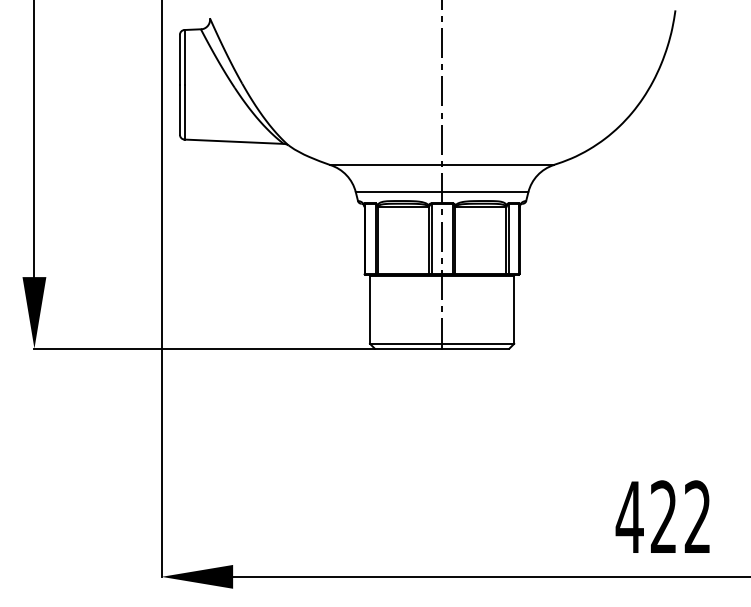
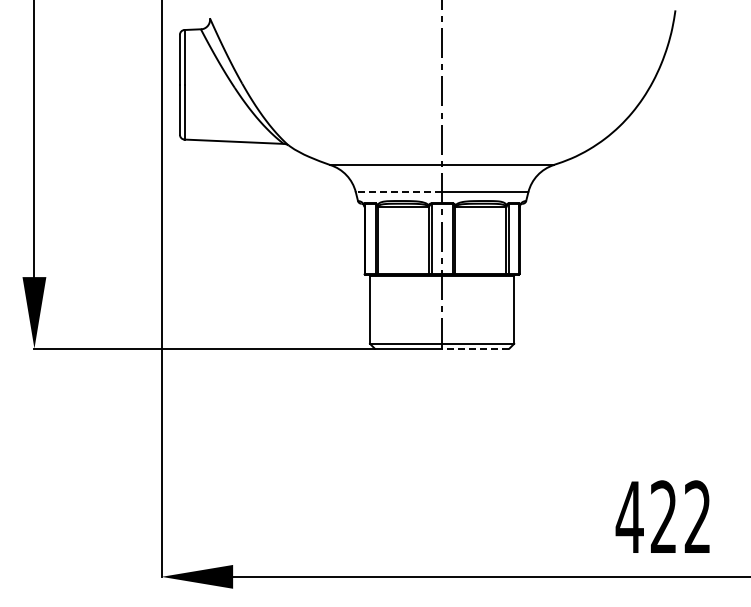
line: solid -> dashed (398, 192)
line: solid -> dashed (475, 348)
